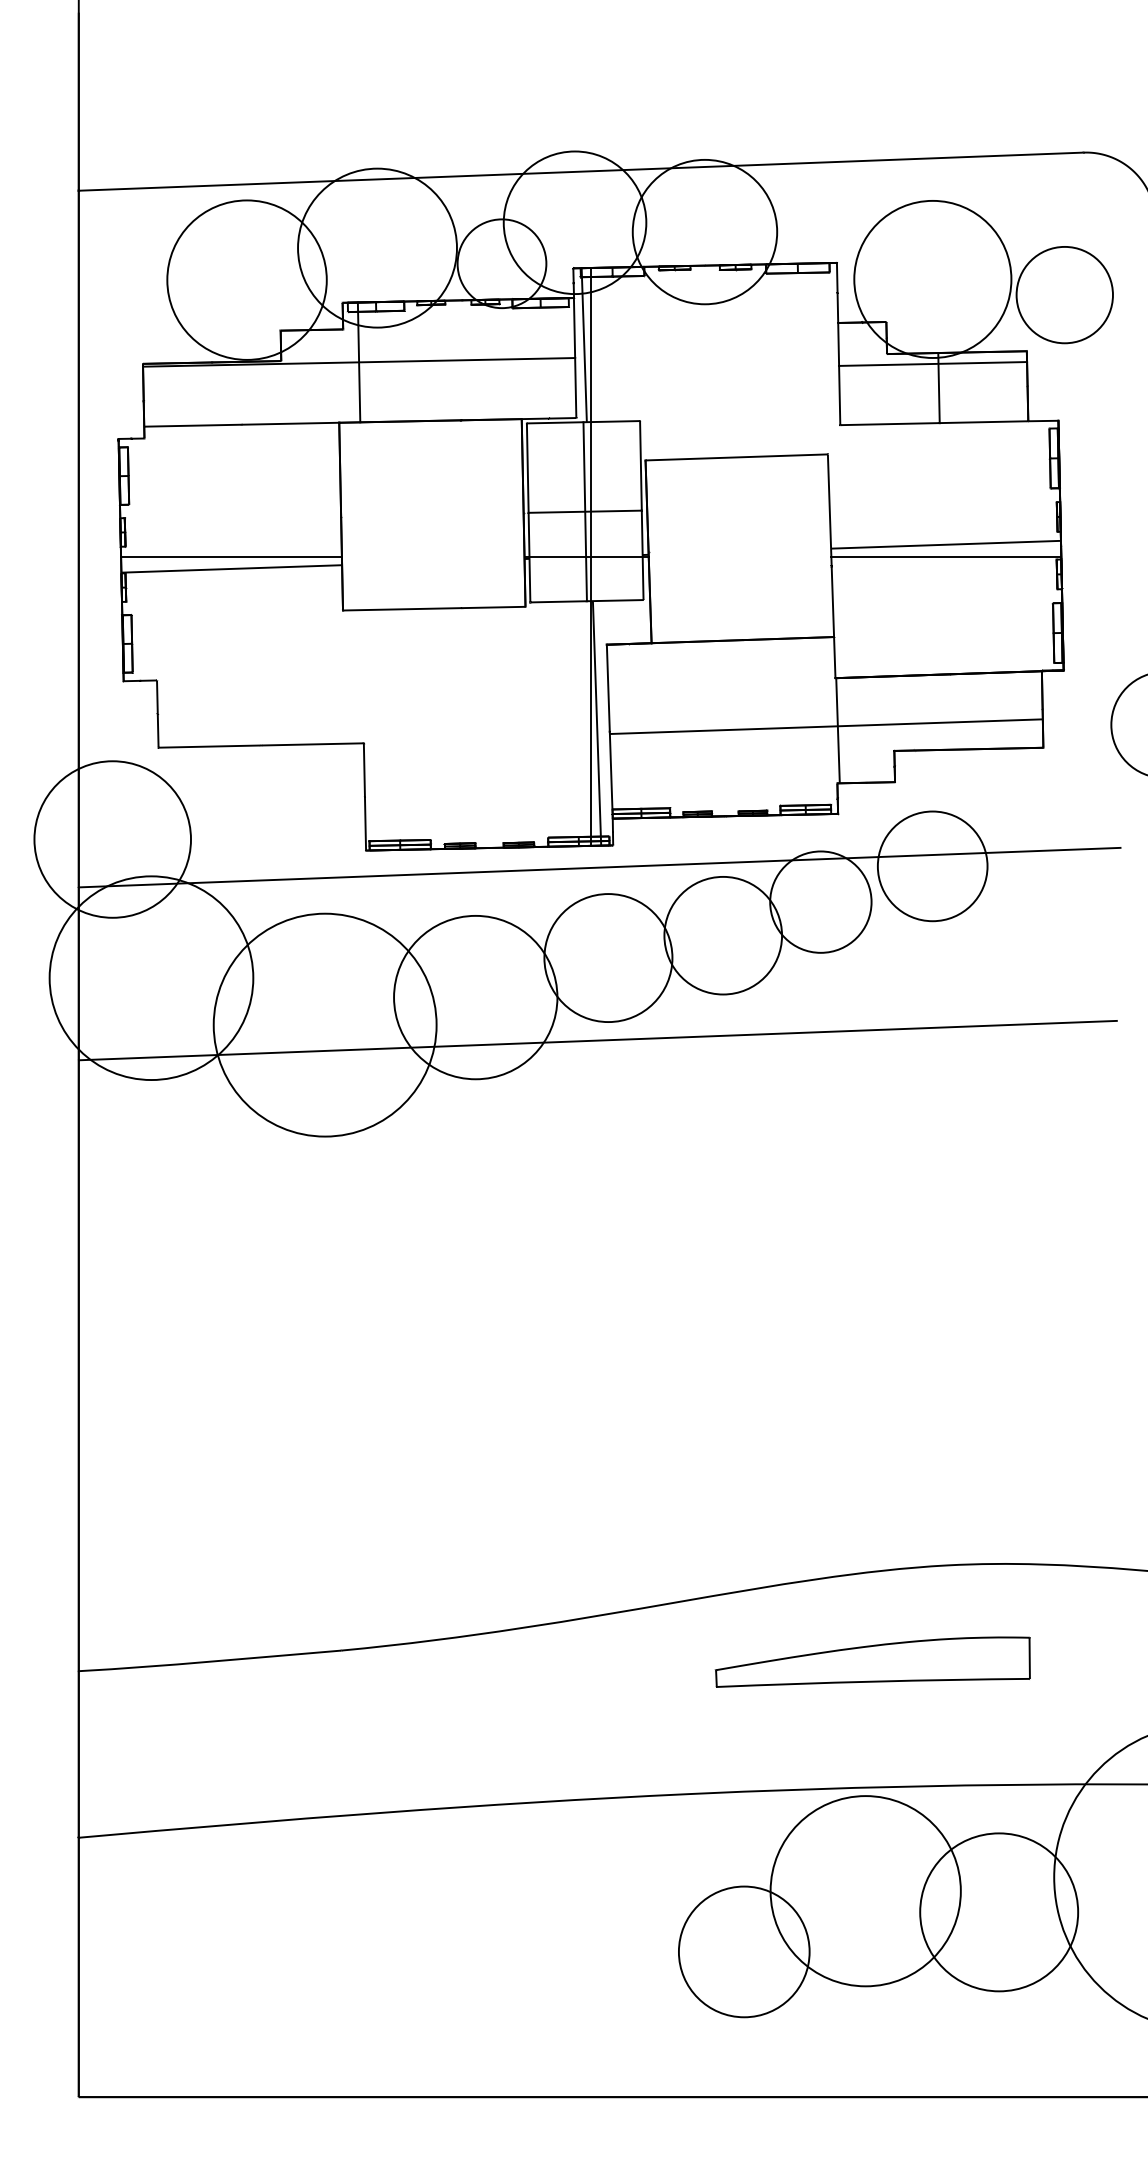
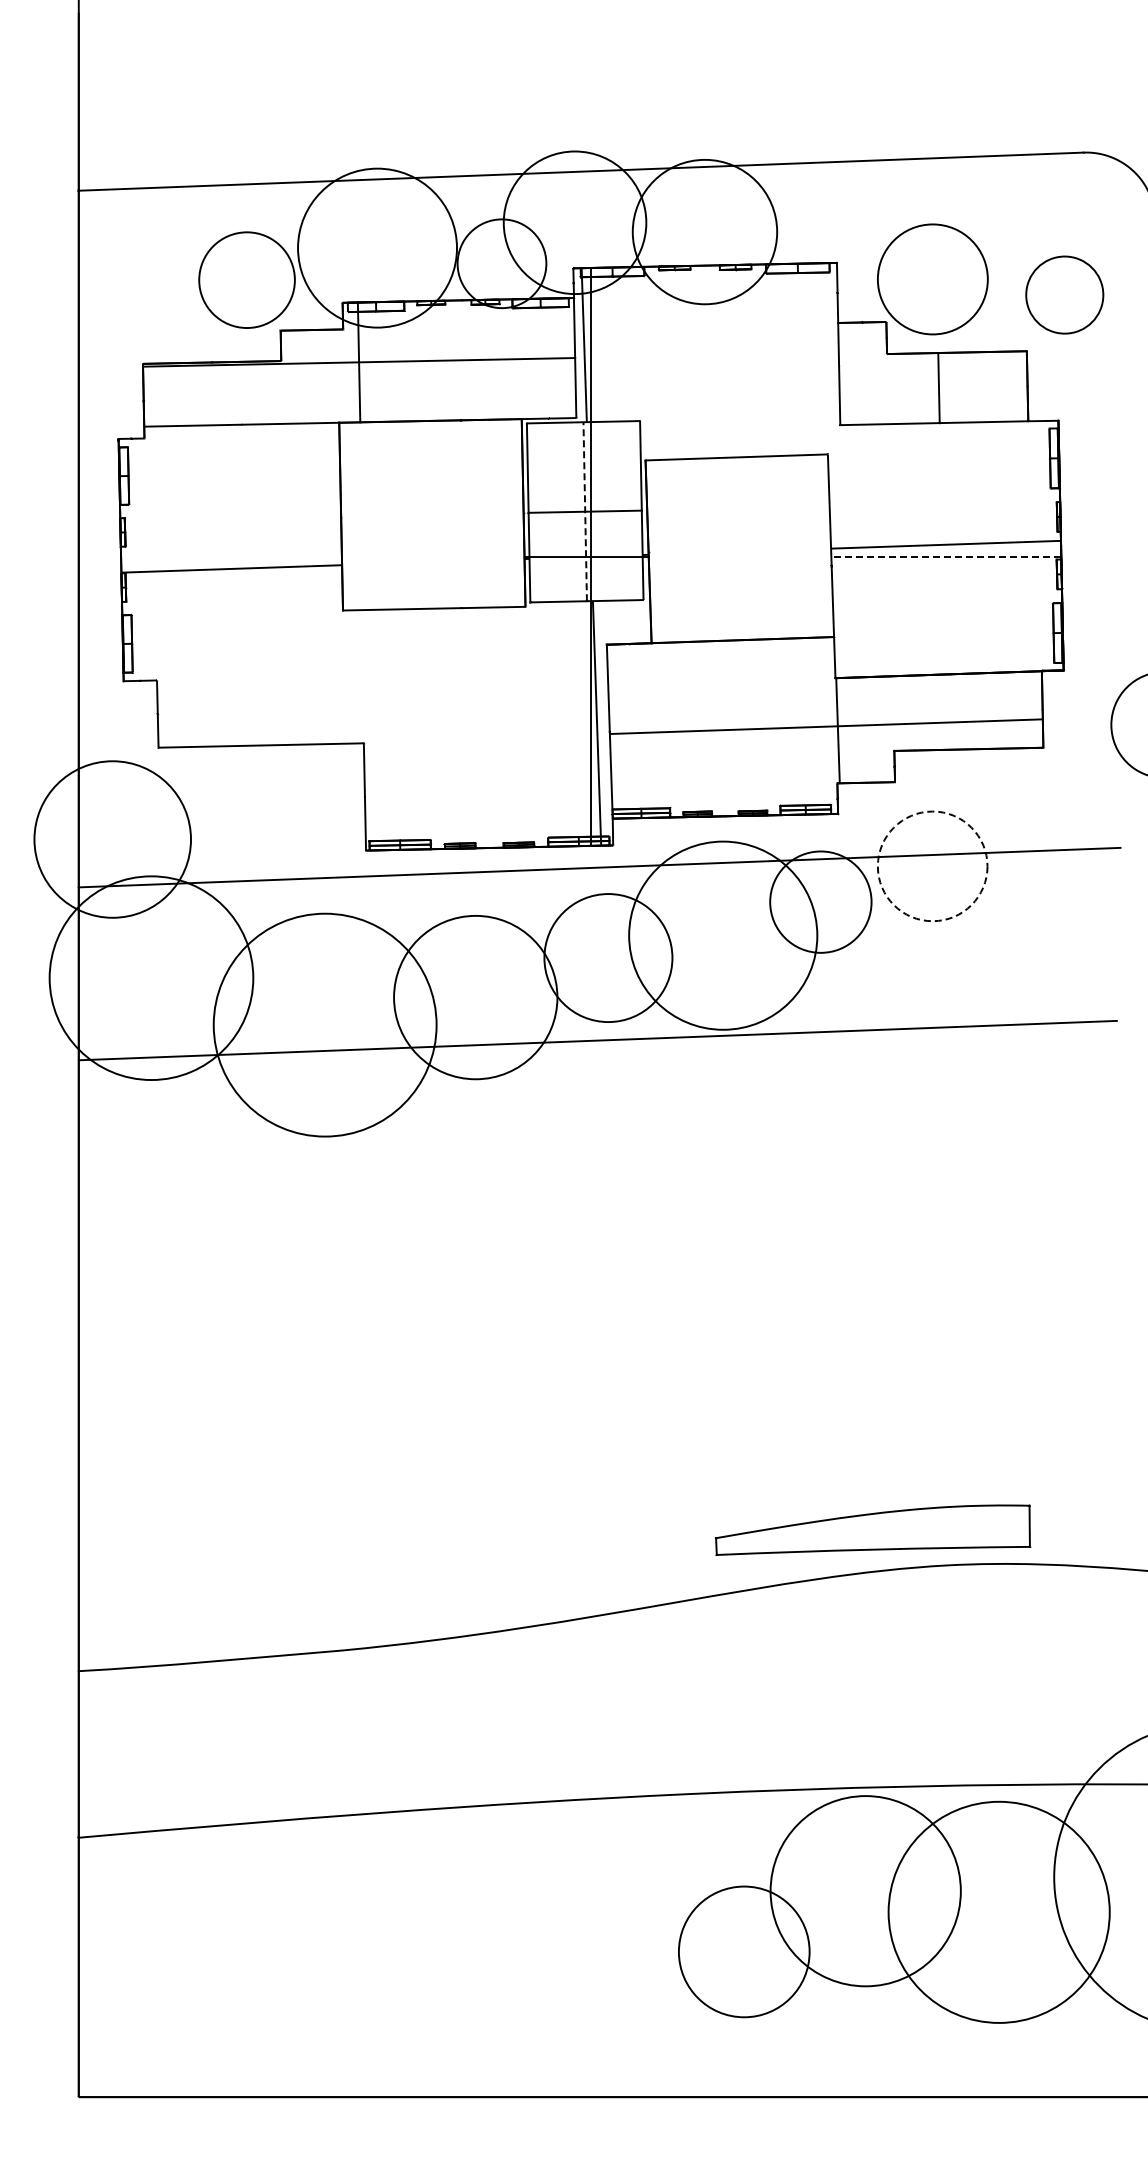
circle diameter: 159 px -> 96 px (246, 280)
circle diameter: 157 px -> 110 px (932, 279)
circle diameter: 96 px -> 77 px (1064, 294)
line: present -> none (933, 363)
line: solid -> dashed (585, 511)
line: present -> none (231, 556)
line: solid -> dashed (946, 556)
circle: solid -> dashed (932, 866)
circle diameter: 118 px -> 188 px (723, 935)
part position: (872, 1661) -> (872, 1529) (872, 1529)
circle diameter: 158 px -> 221 px (998, 1911)
